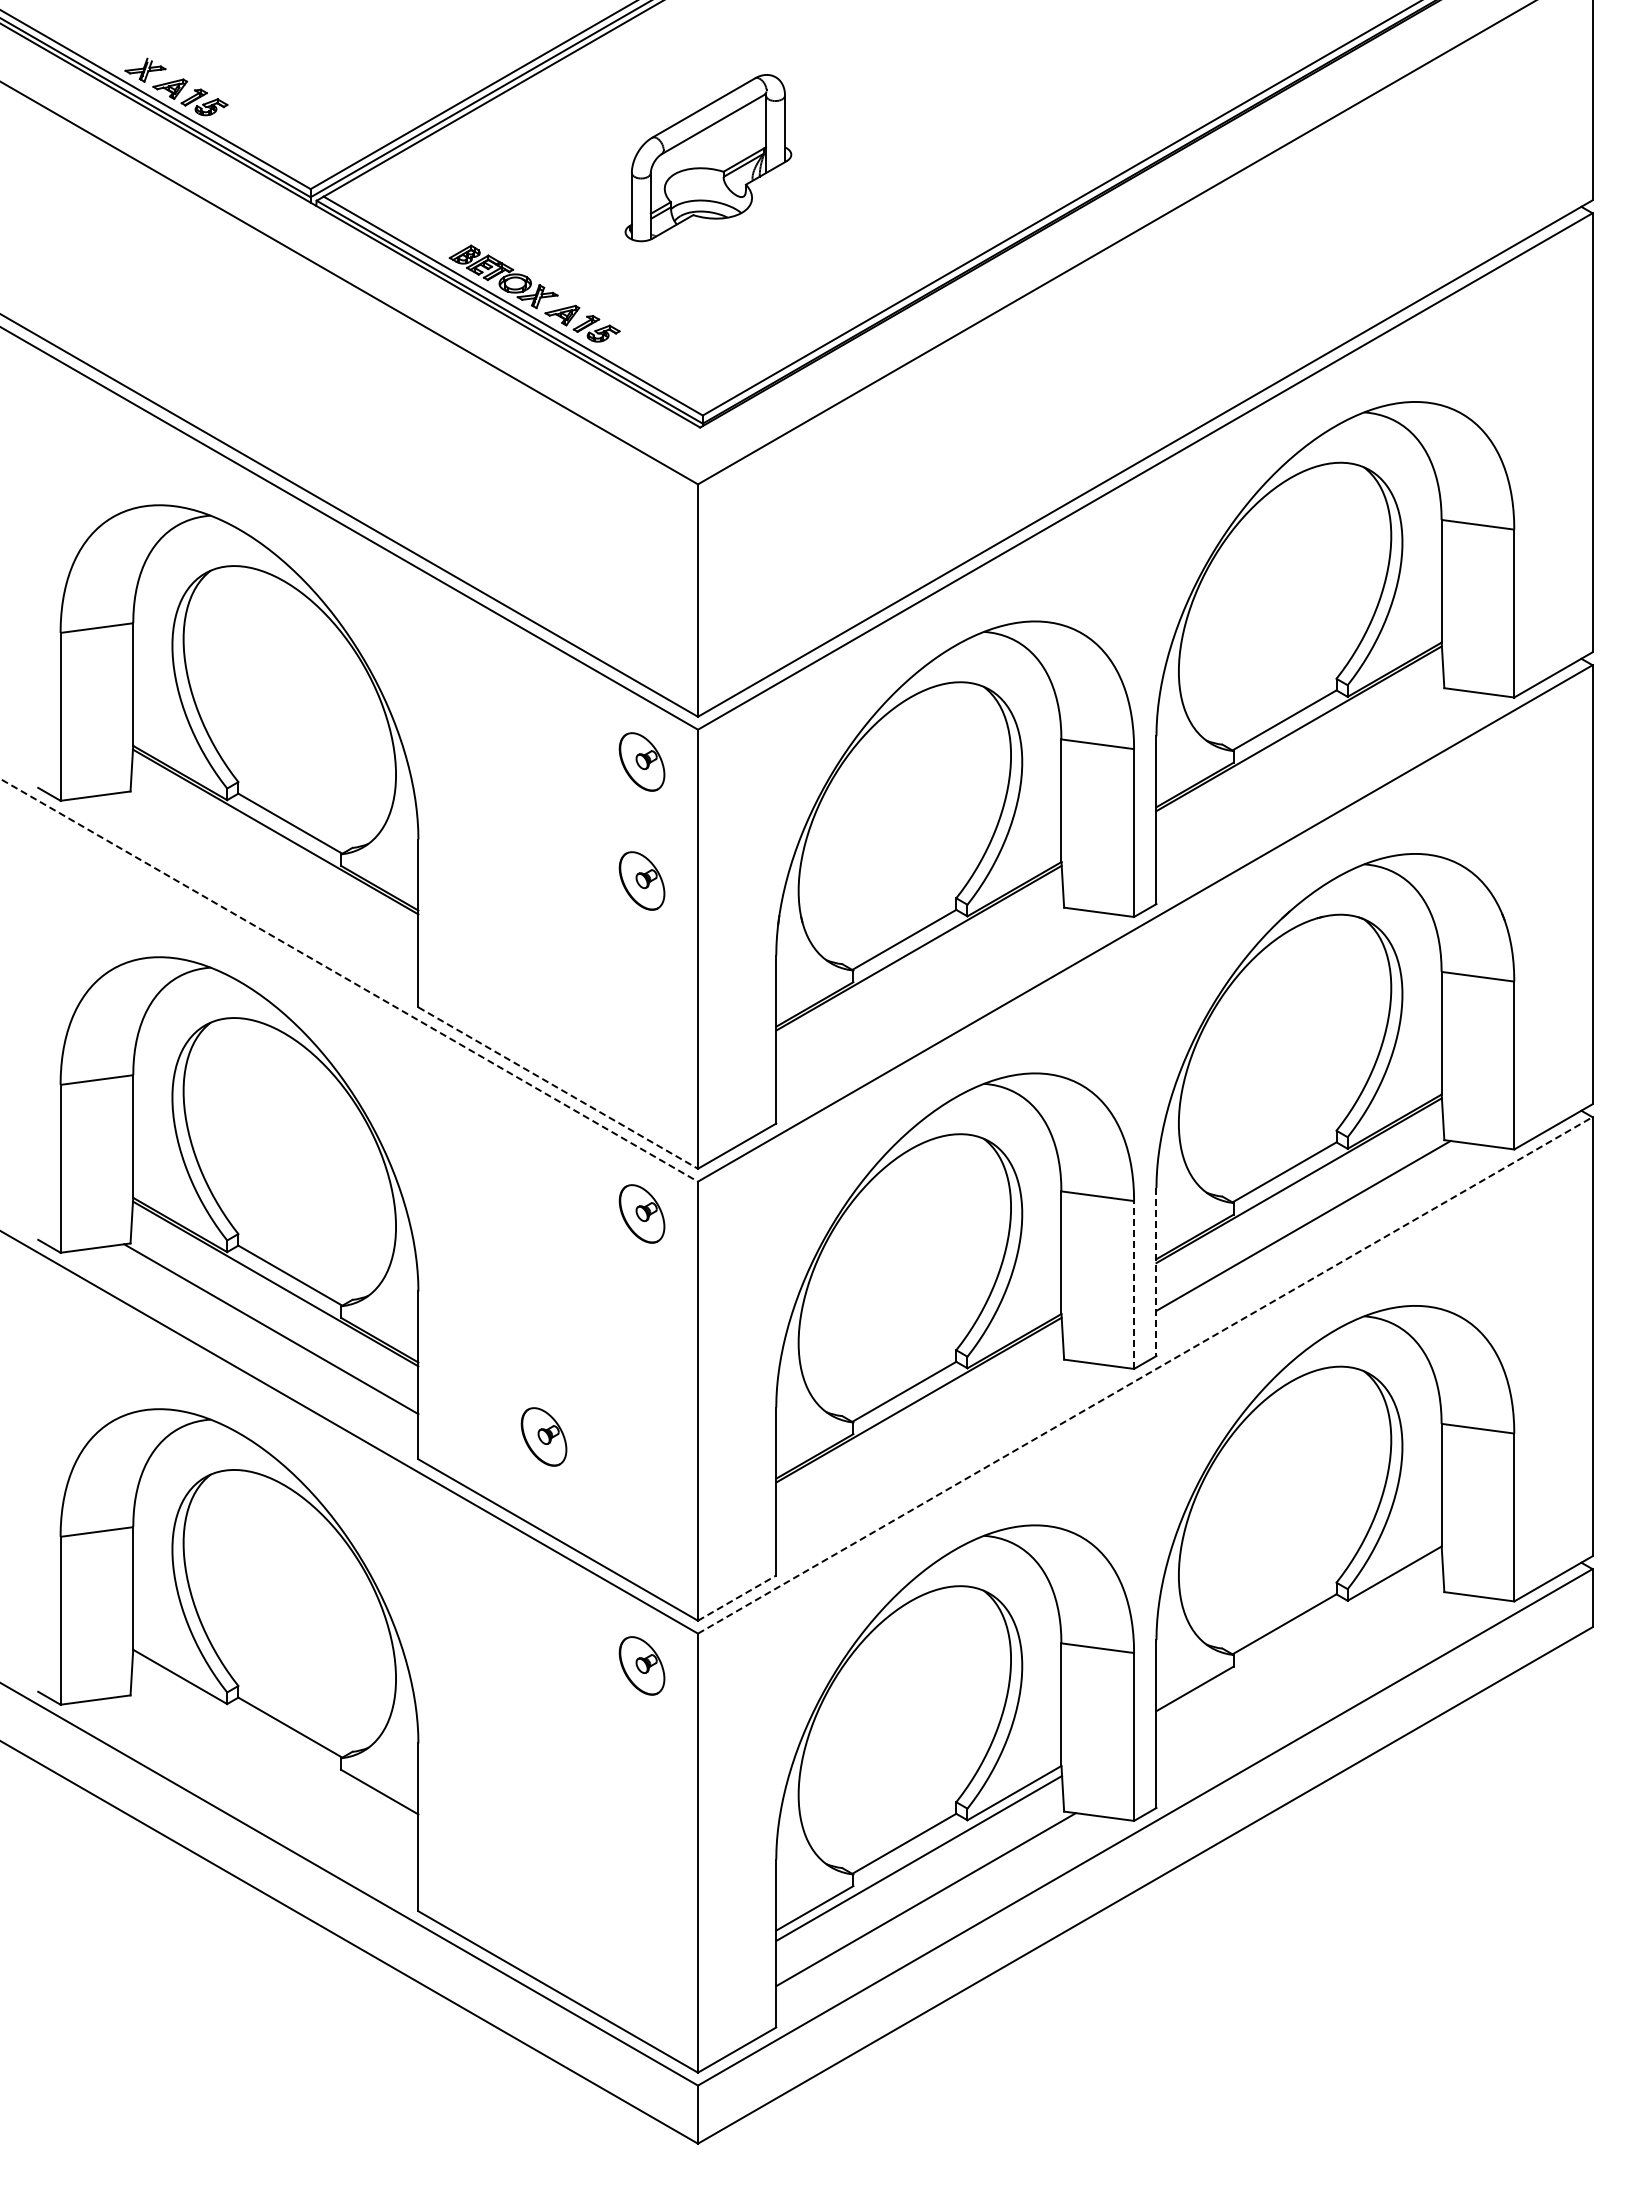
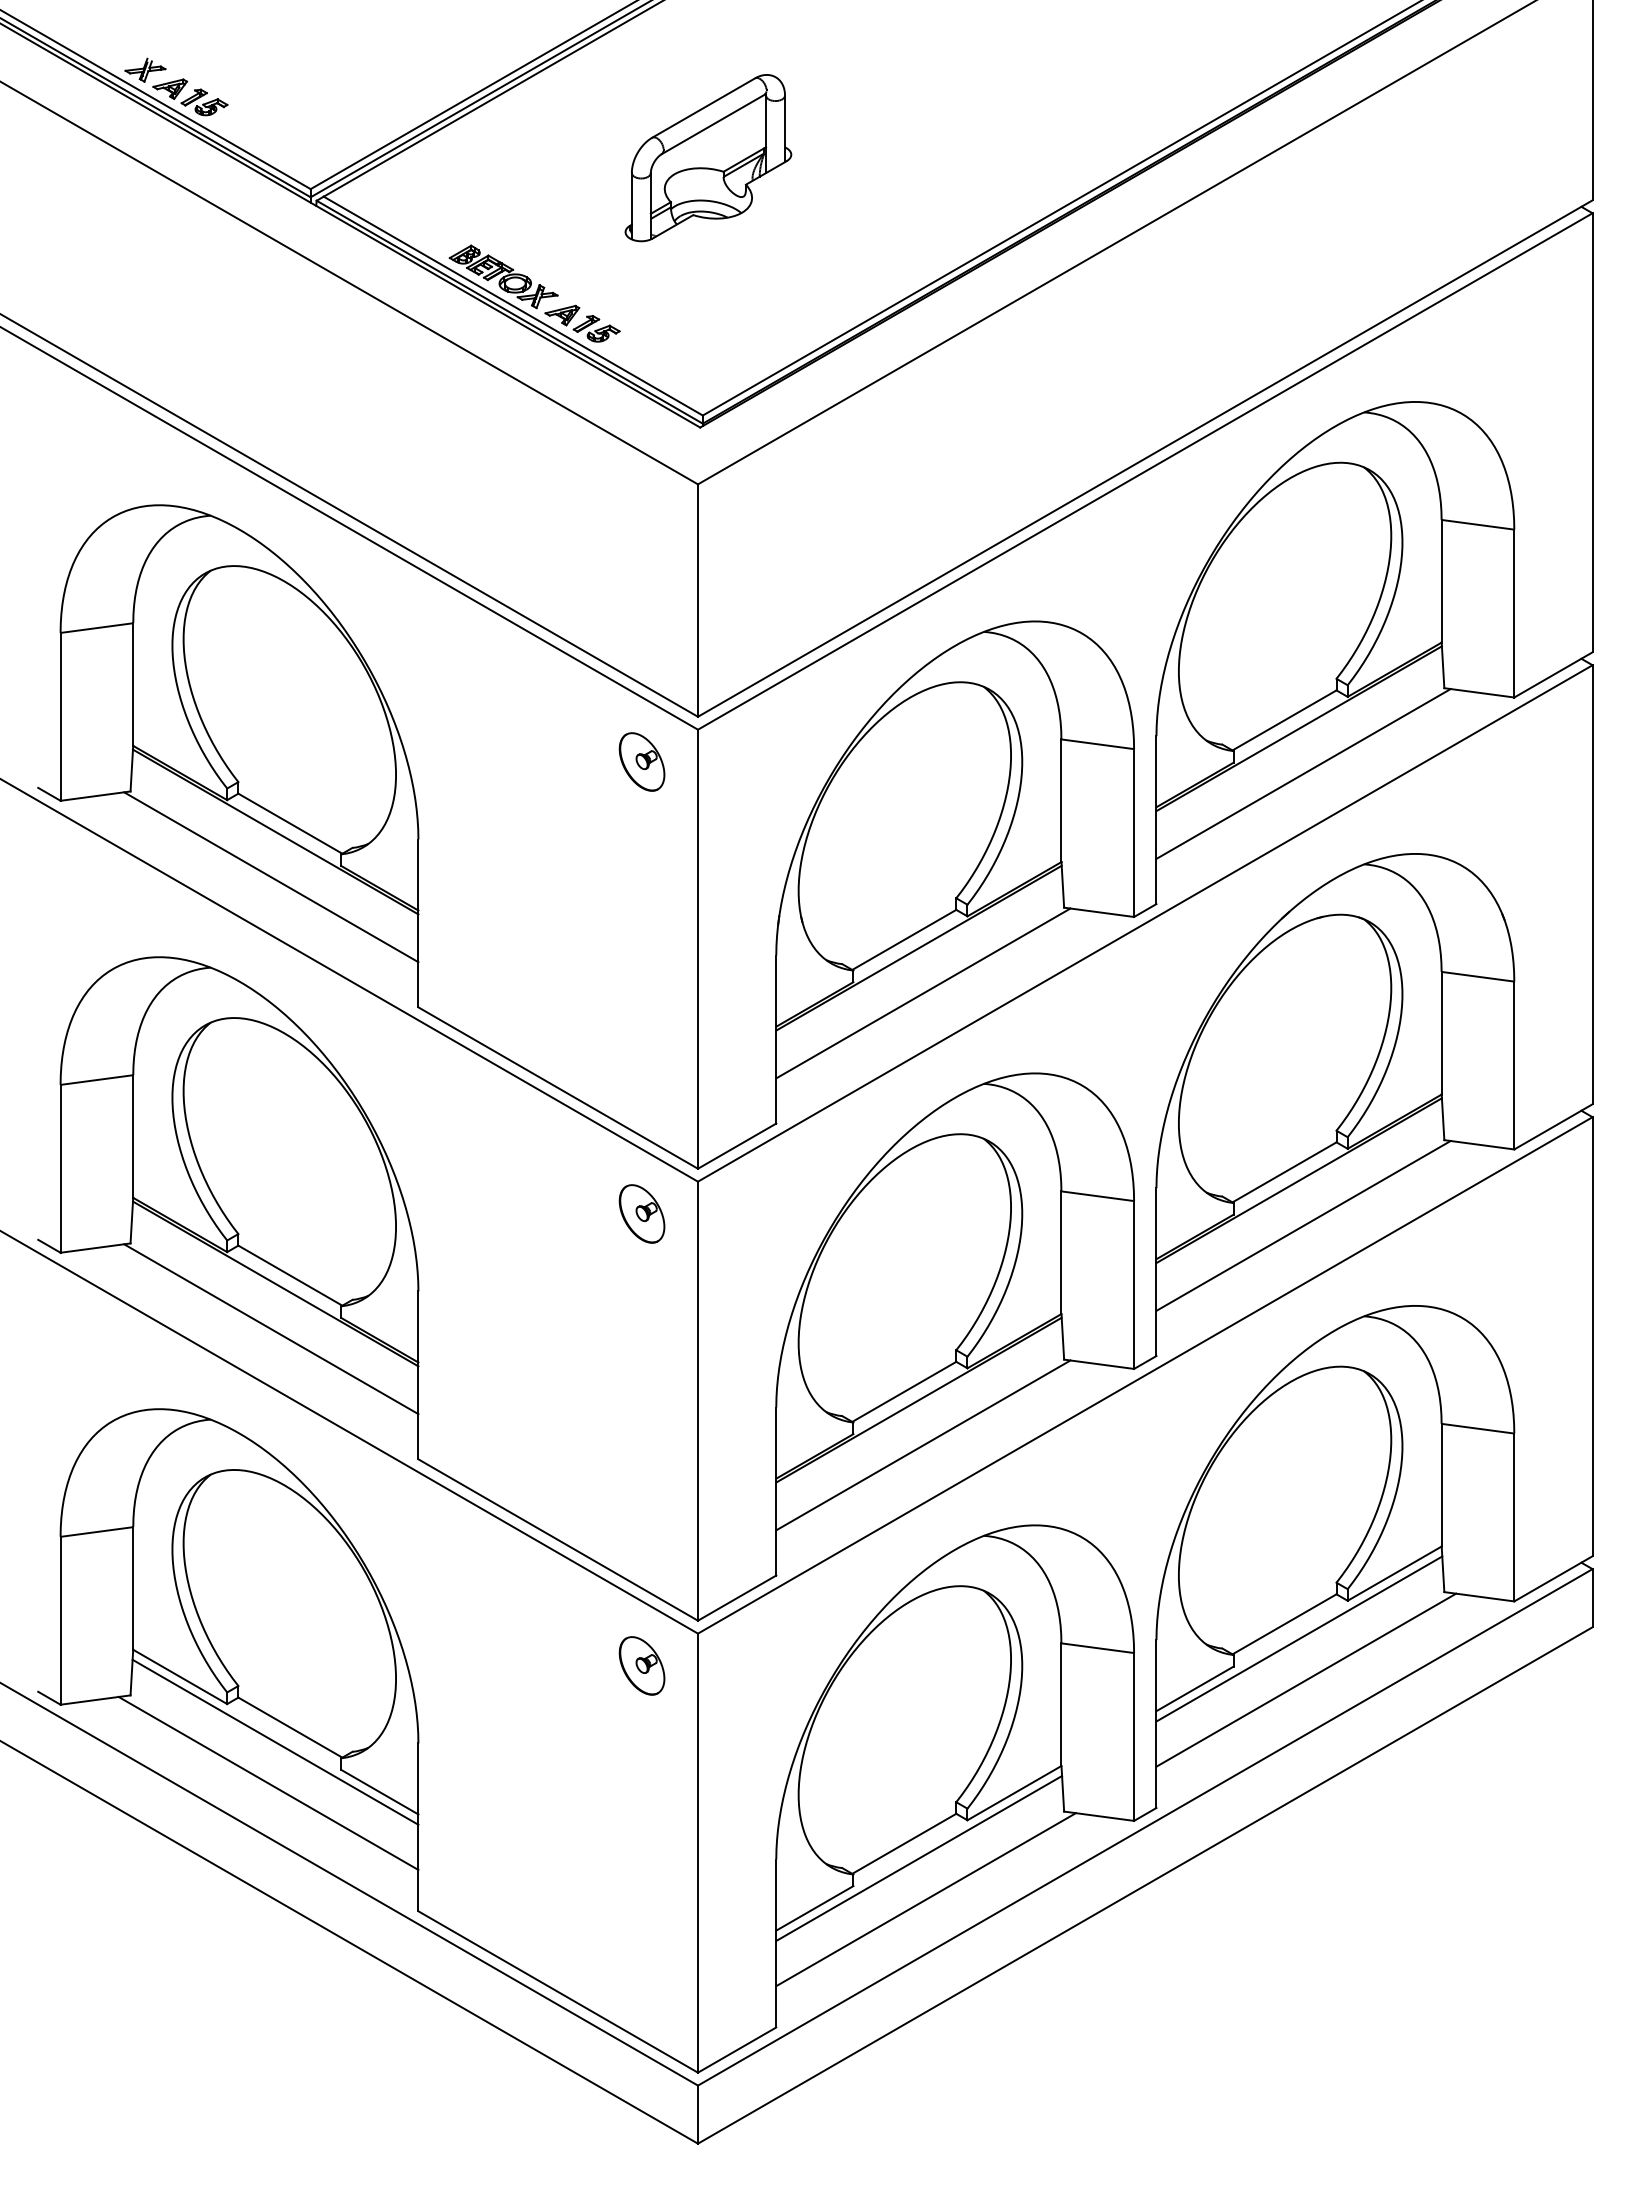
line: none -> present (1303, 773)
line: none -> present (271, 877)
part: present -> none (641, 880)
line: dashed -> solid (349, 980)
line: none -> present (923, 993)
line: dashed -> solid (558, 1088)
line: dashed -> solid (1156, 1272)
line: dashed -> solid (1134, 1285)
line: dashed -> solid (1145, 1375)
part: present -> none (543, 1436)
line: none -> present (923, 1445)
line: dashed -> solid (737, 1597)
line: none -> present (1299, 1638)
line: none -> present (1306, 1679)
line: none -> present (275, 1741)
line: none -> present (268, 1782)
